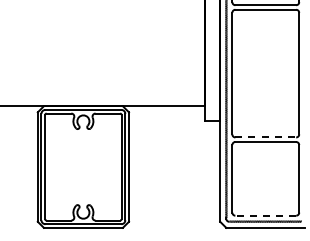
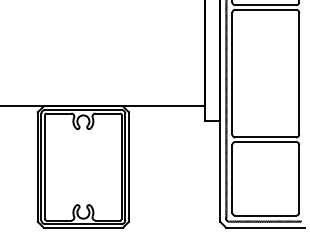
line: dashed -> solid (266, 137)
line: dashed -> solid (265, 215)
